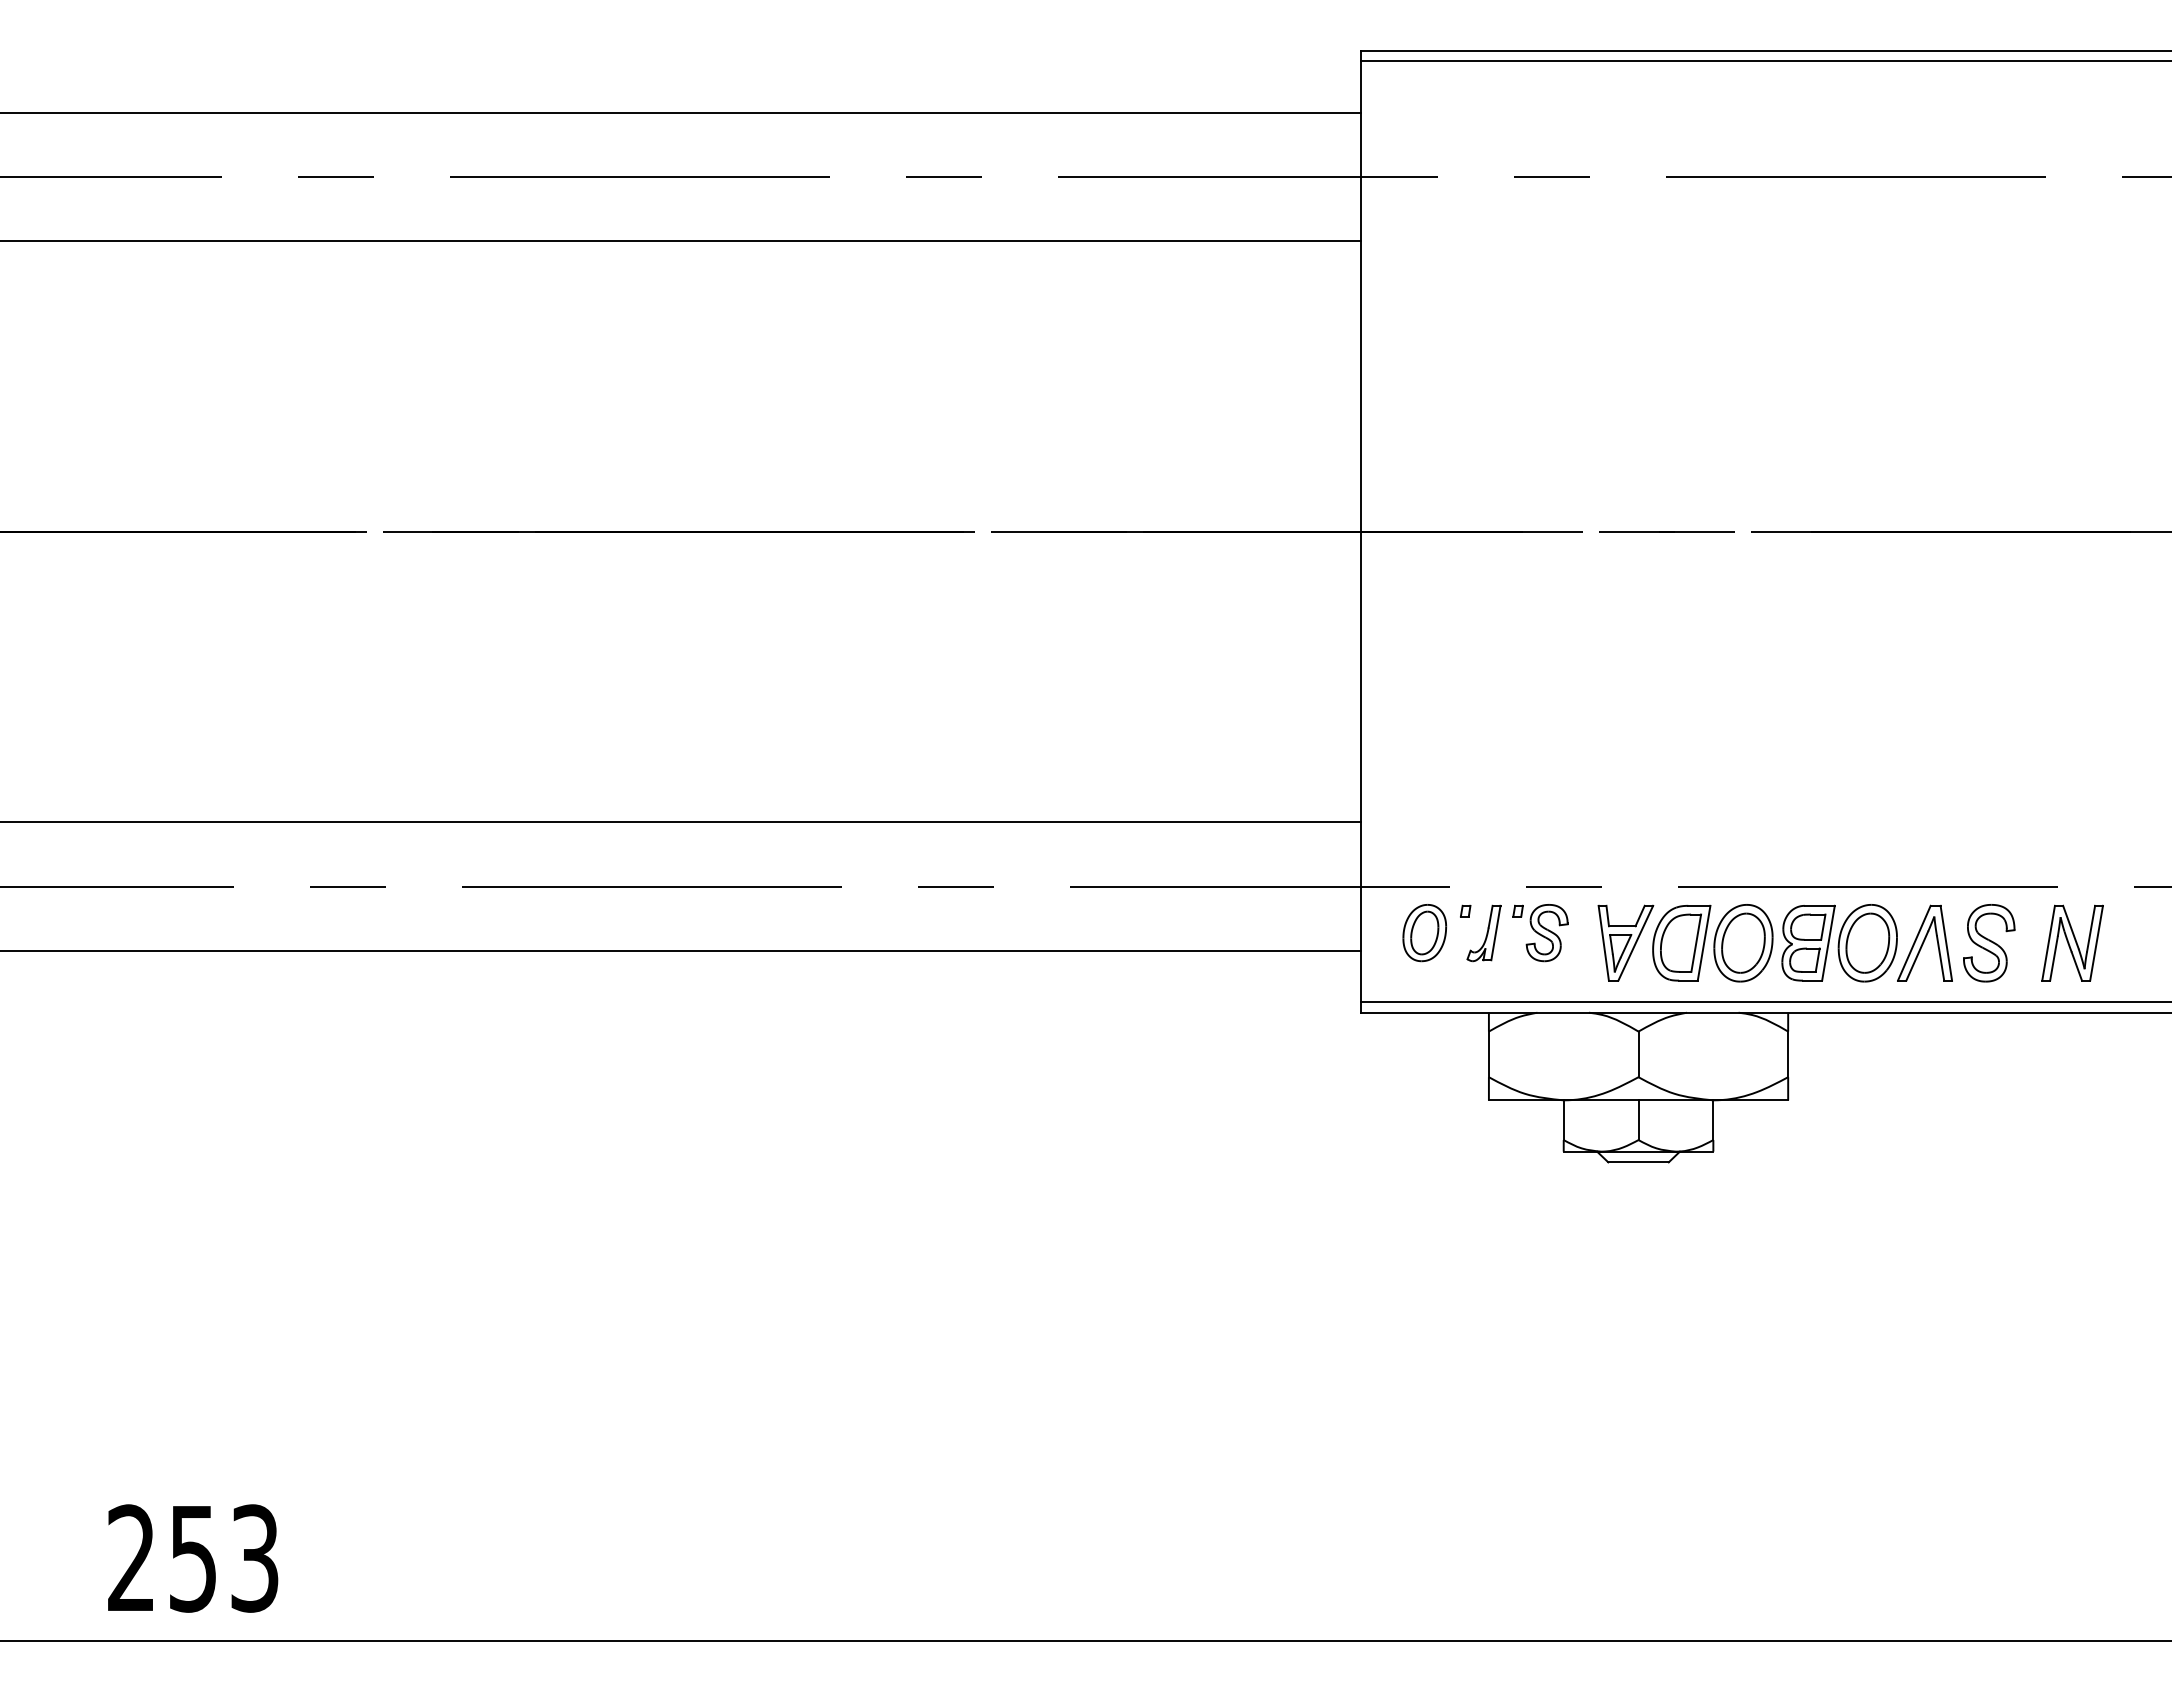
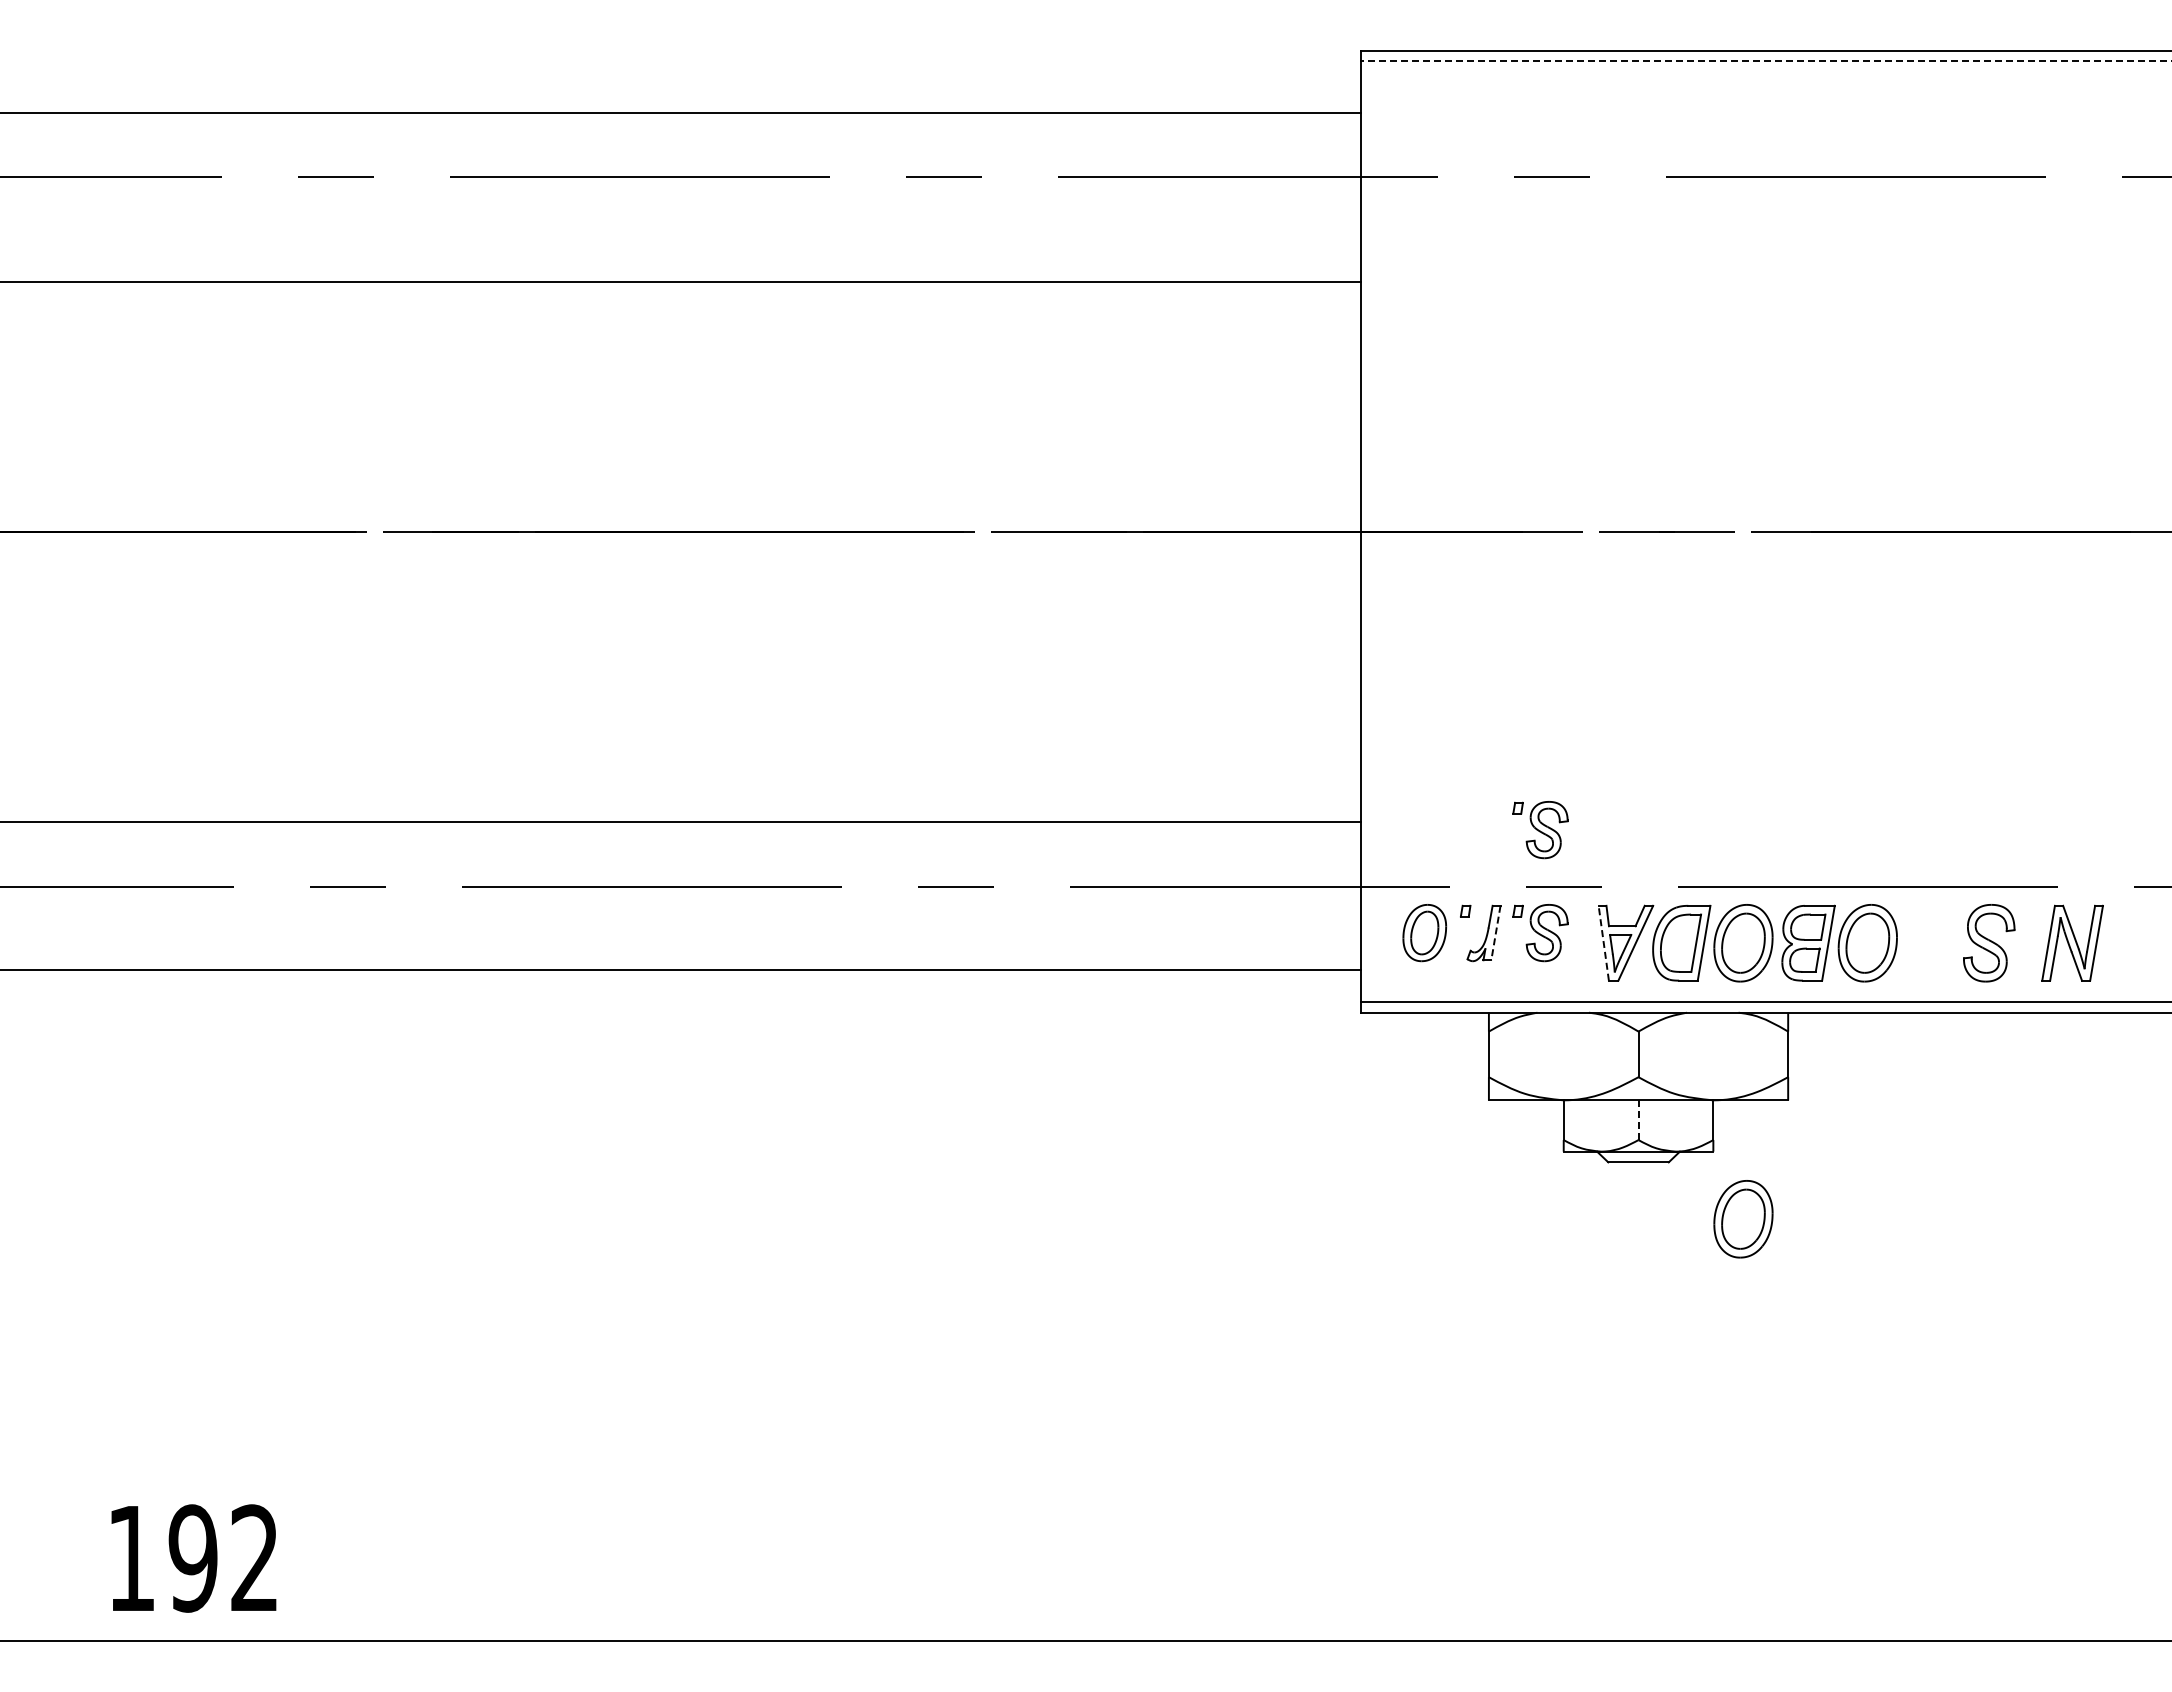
line: solid -> dashed (1766, 61)
line position: (681, 241) -> (681, 282) (681, 282)
part: none -> present (1540, 830)
line: solid -> dashed (1495, 933)
part: present -> none (1924, 942)
line: solid -> dashed (1603, 943)
line position: (681, 950) -> (681, 969) (681, 969)
line: solid -> dashed (1638, 1120)
part: none -> present (1743, 1219)
text: 253 -> 192 (193, 1558)
